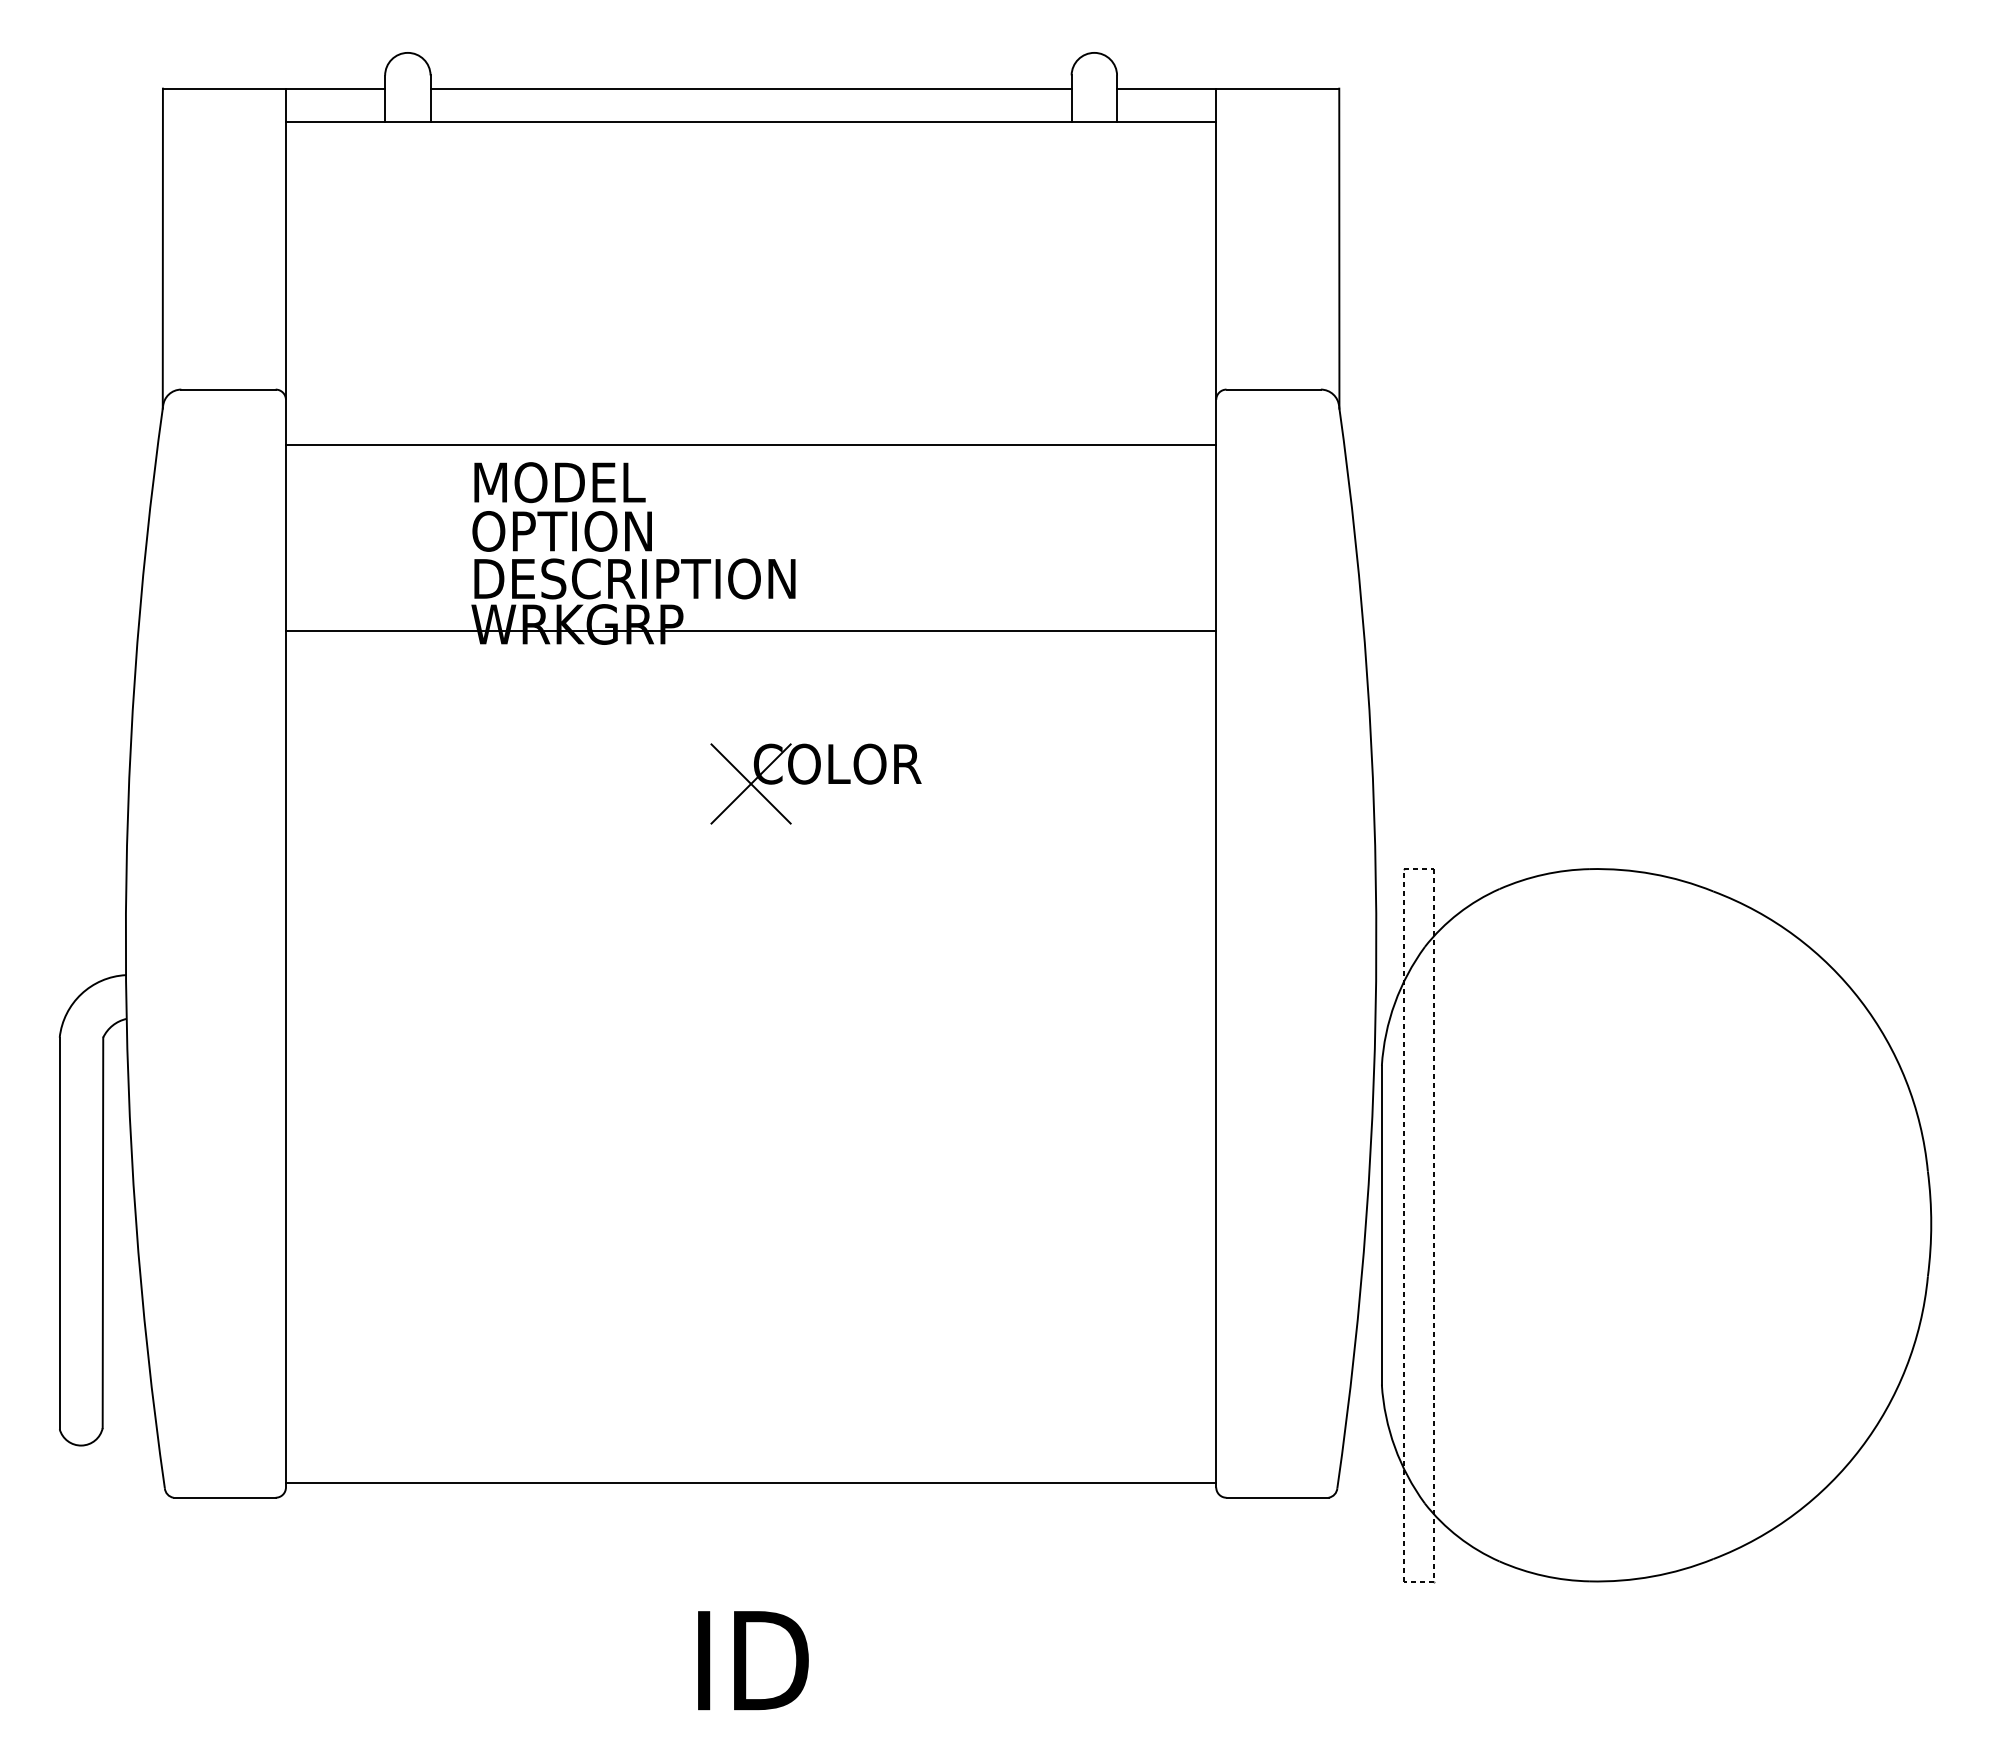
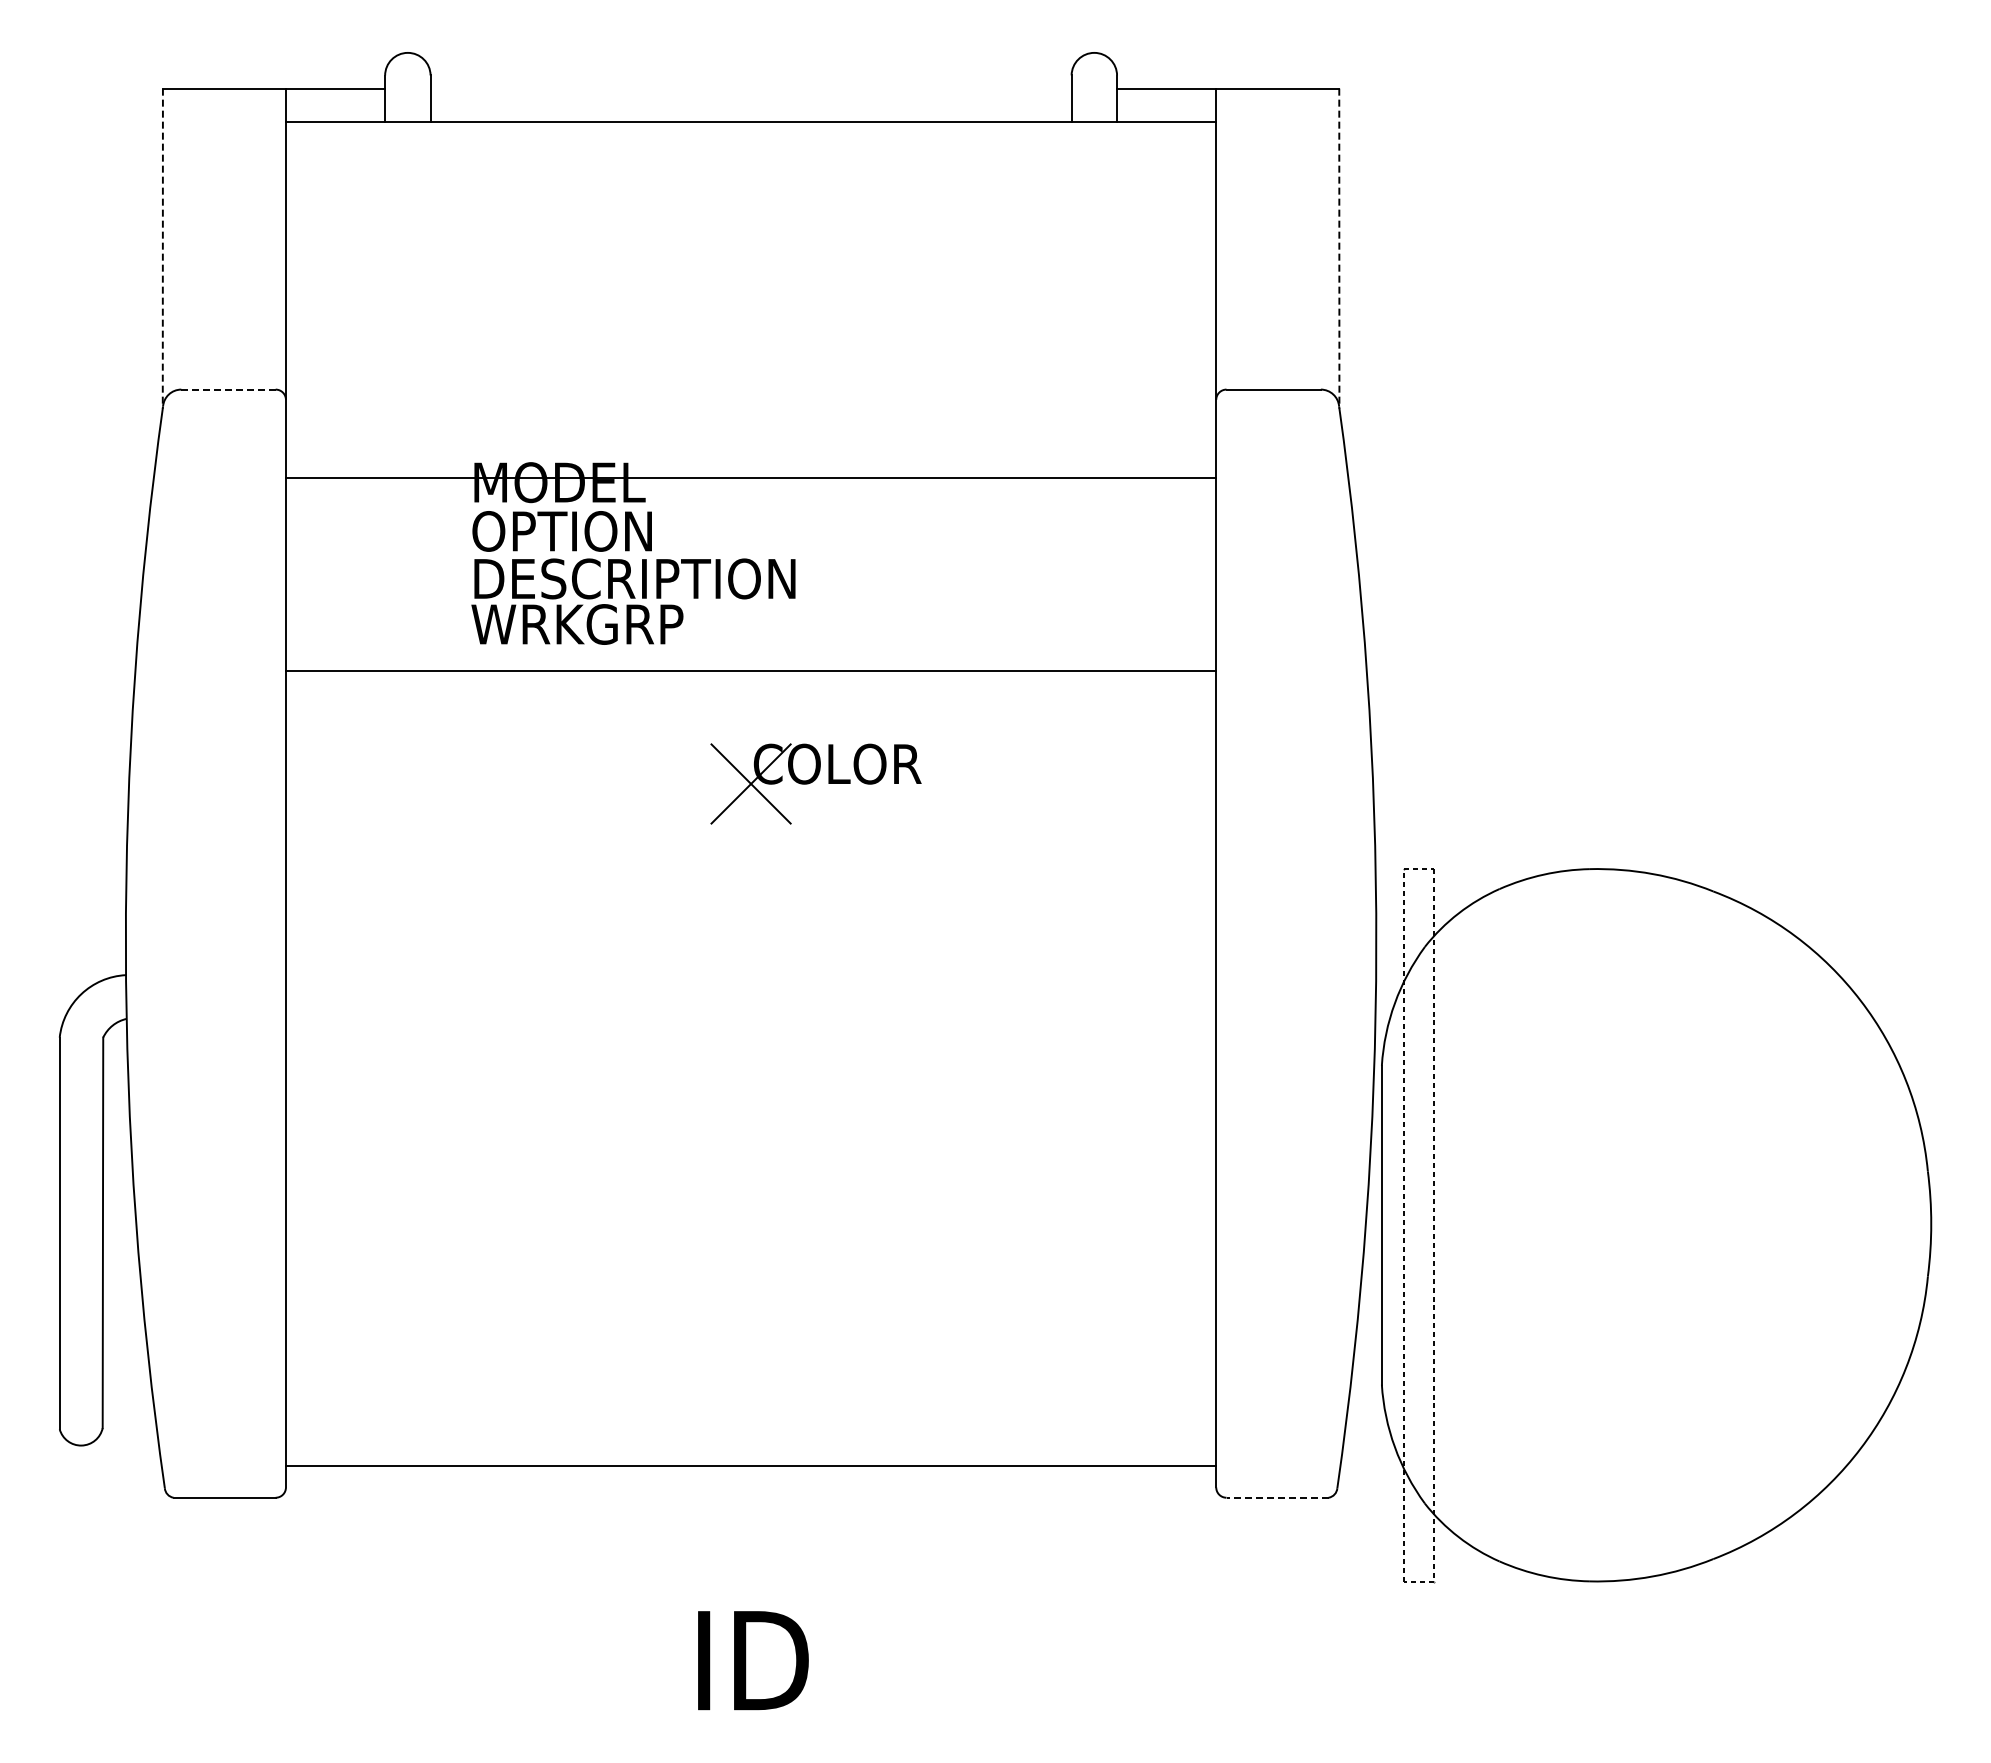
line: present -> none (750, 88)
line: solid -> dashed (162, 249)
line: solid -> dashed (1339, 249)
line: solid -> dashed (228, 389)
line position: (750, 444) -> (750, 477) (750, 477)
line position: (750, 631) -> (750, 671) (750, 671)
line position: (750, 1482) -> (750, 1465) (750, 1465)
line: solid -> dashed (1277, 1497)
